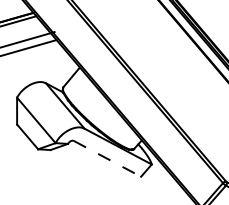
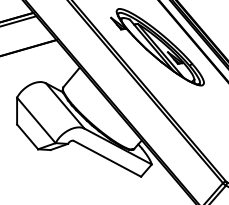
line position: (28, 39) -> (29, 47) (29, 47)
part: none -> present (157, 47)
line: dashed -> solid (107, 159)
